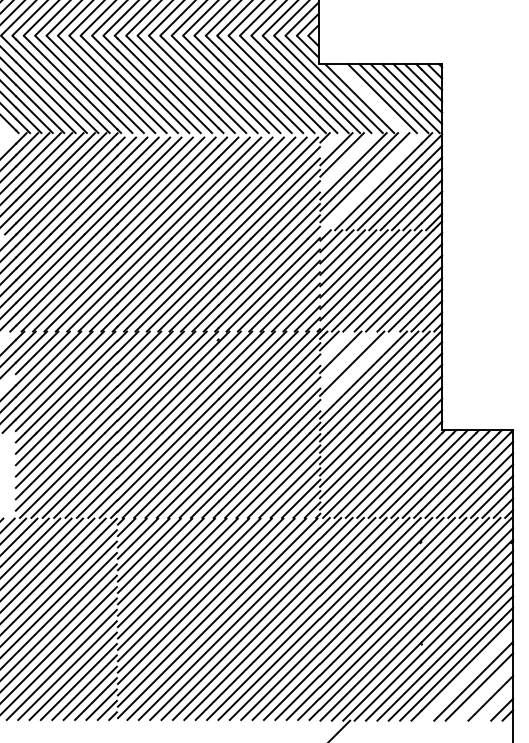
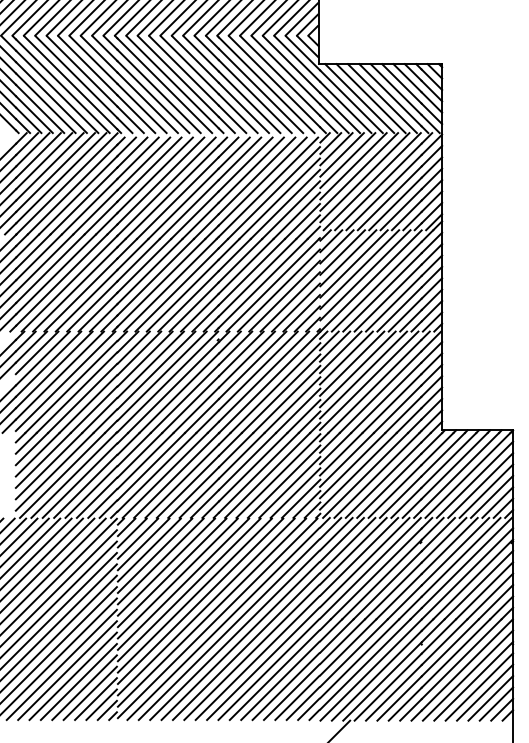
line: none -> present (370, 98)
line: none -> present (330, 143)
line: none -> present (347, 160)
line: none -> present (371, 181)
line: none -> present (334, 346)
line: none -> present (345, 357)
line: none -> present (357, 369)
line: none -> present (467, 675)
line: none -> present (485, 692)
line: none -> present (496, 703)
